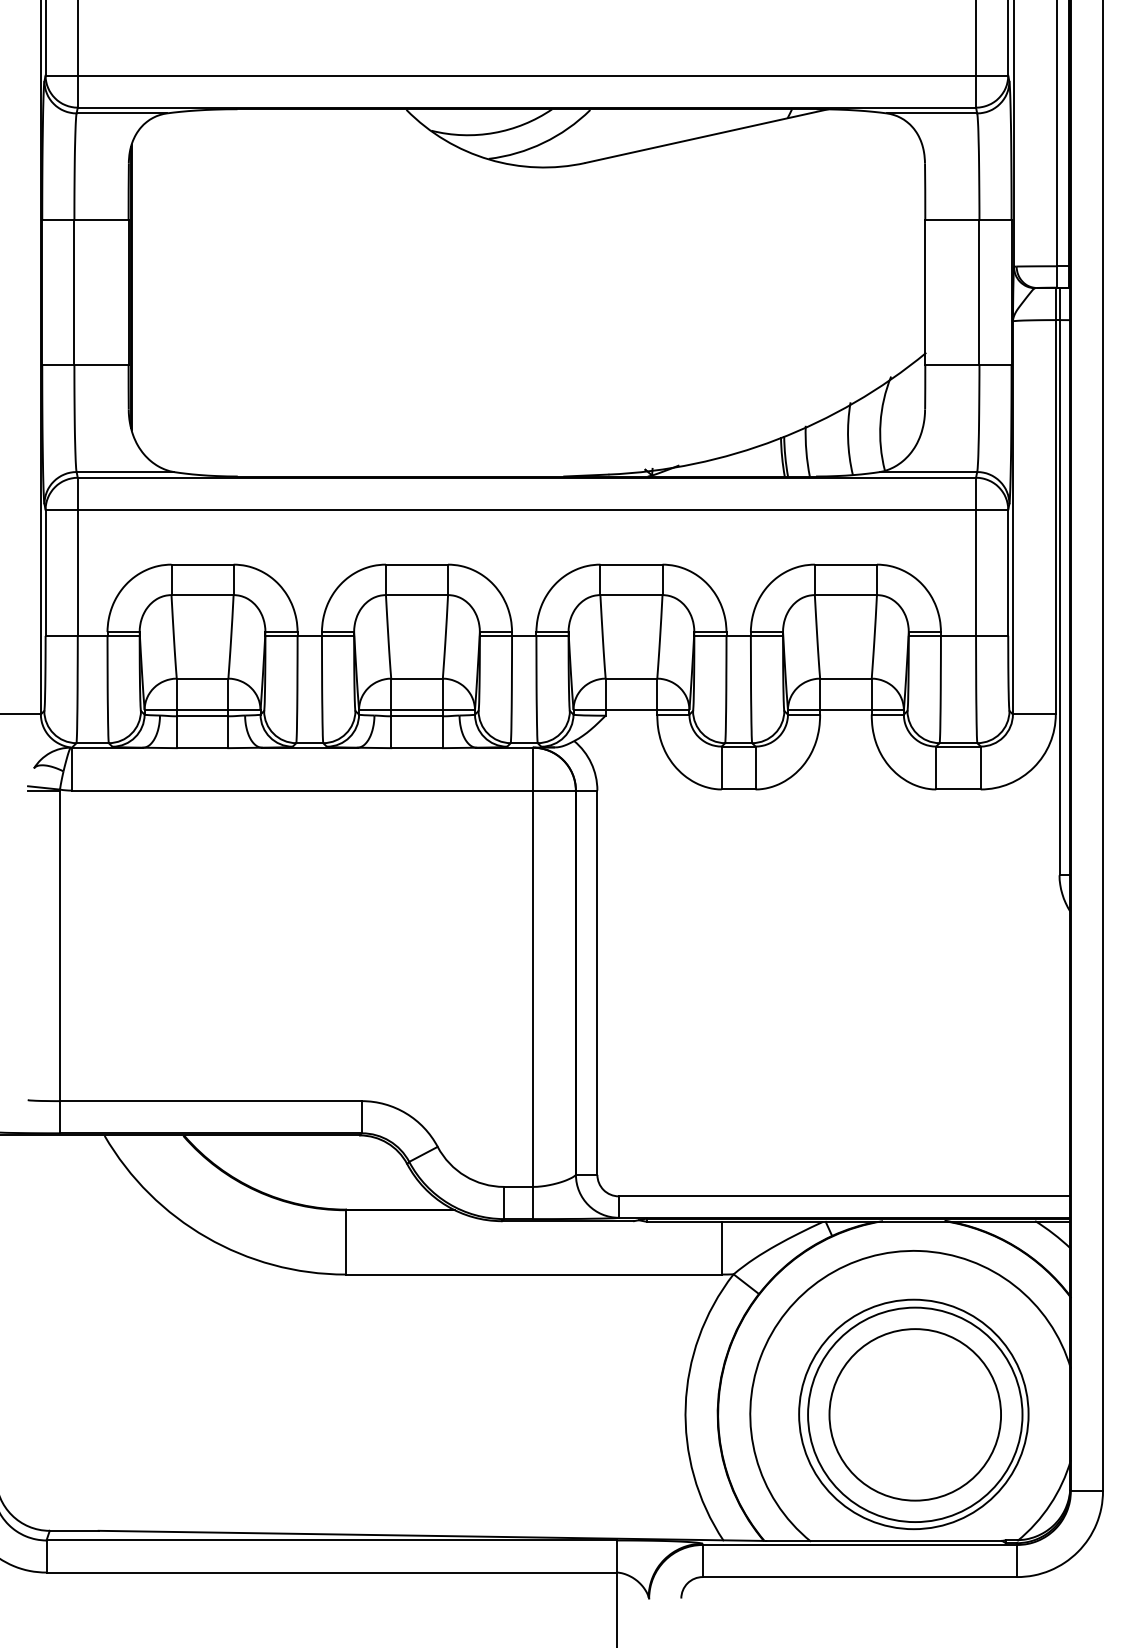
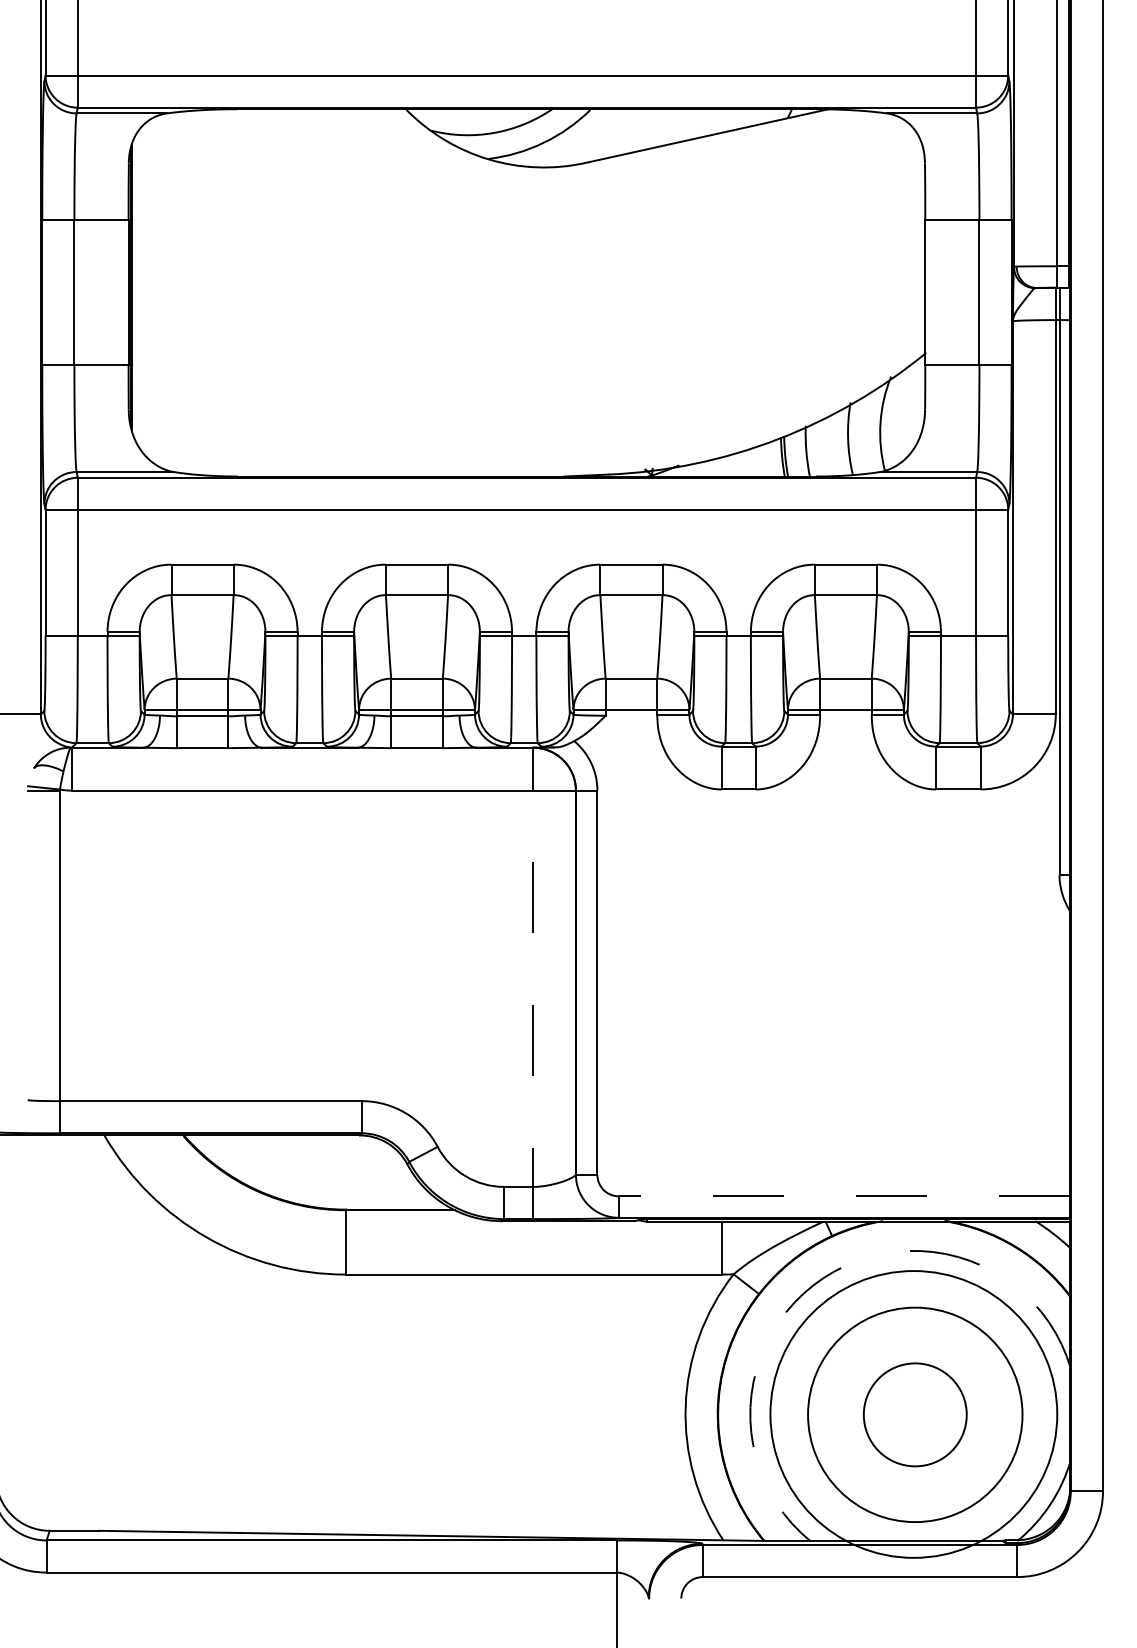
line: solid -> dashed (532, 983)
line: solid -> dashed (844, 1196)
arc: solid -> dashed (823, 1278)
circle diameter: 229 px -> 287 px (913, 1414)
circle diameter: 172 px -> 103 px (914, 1414)
